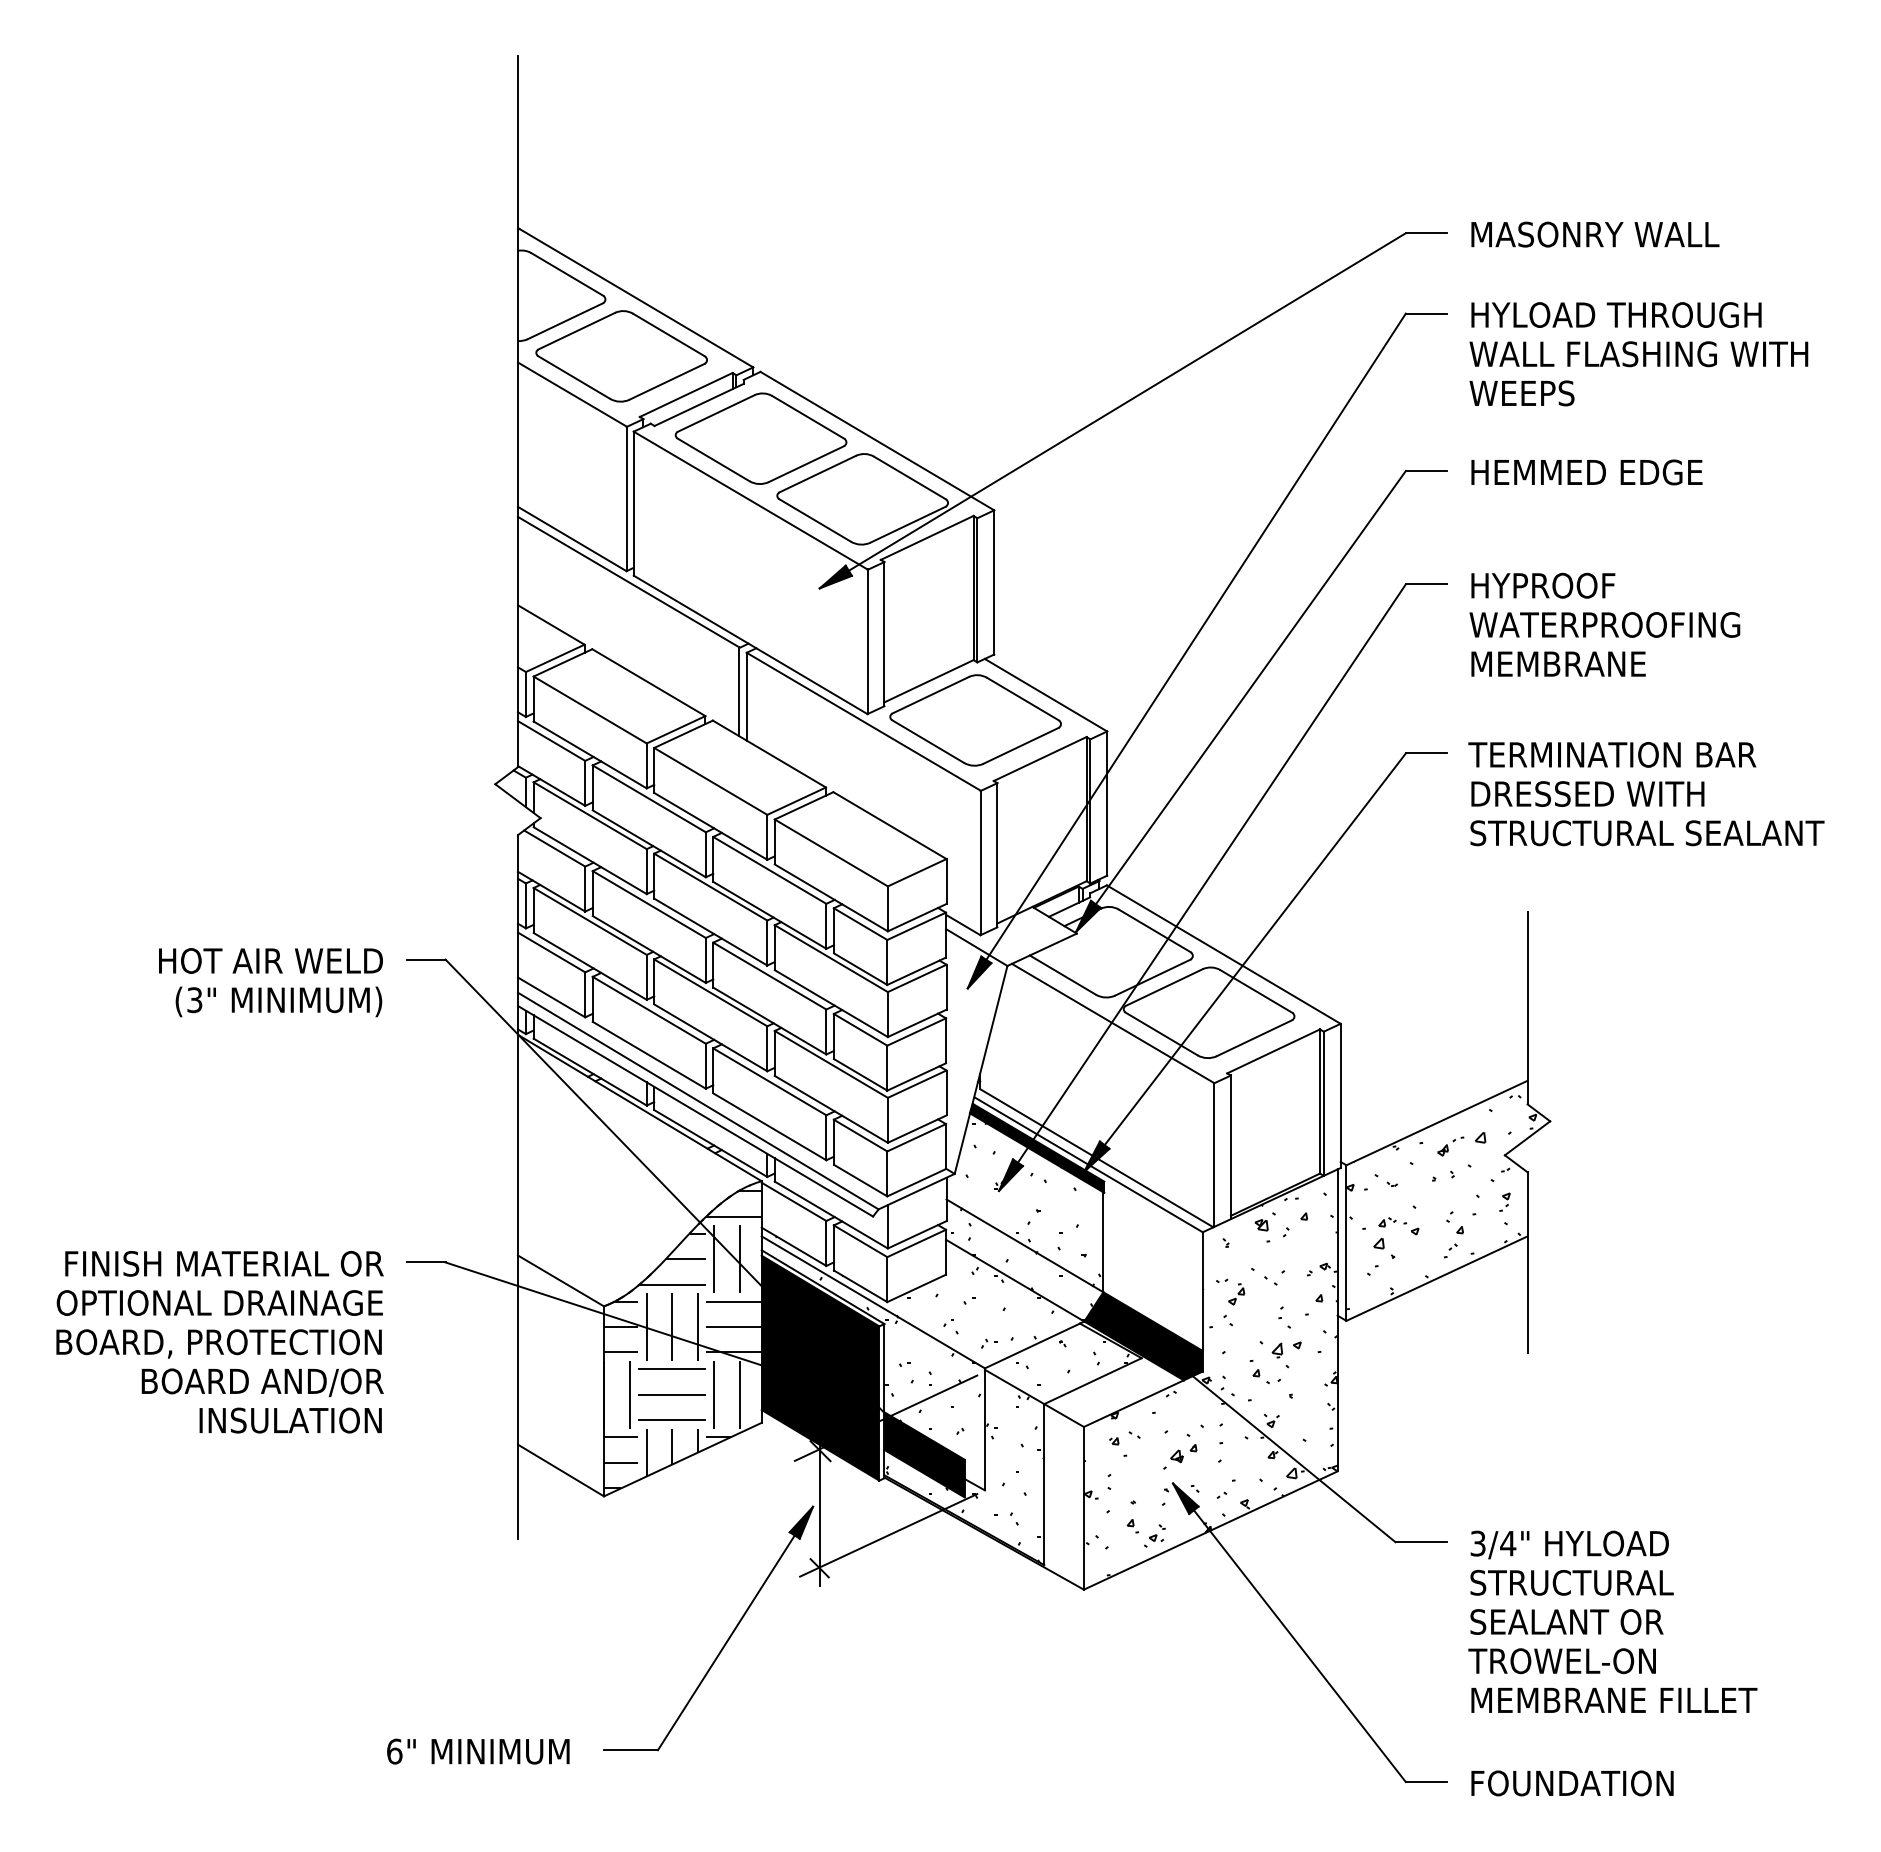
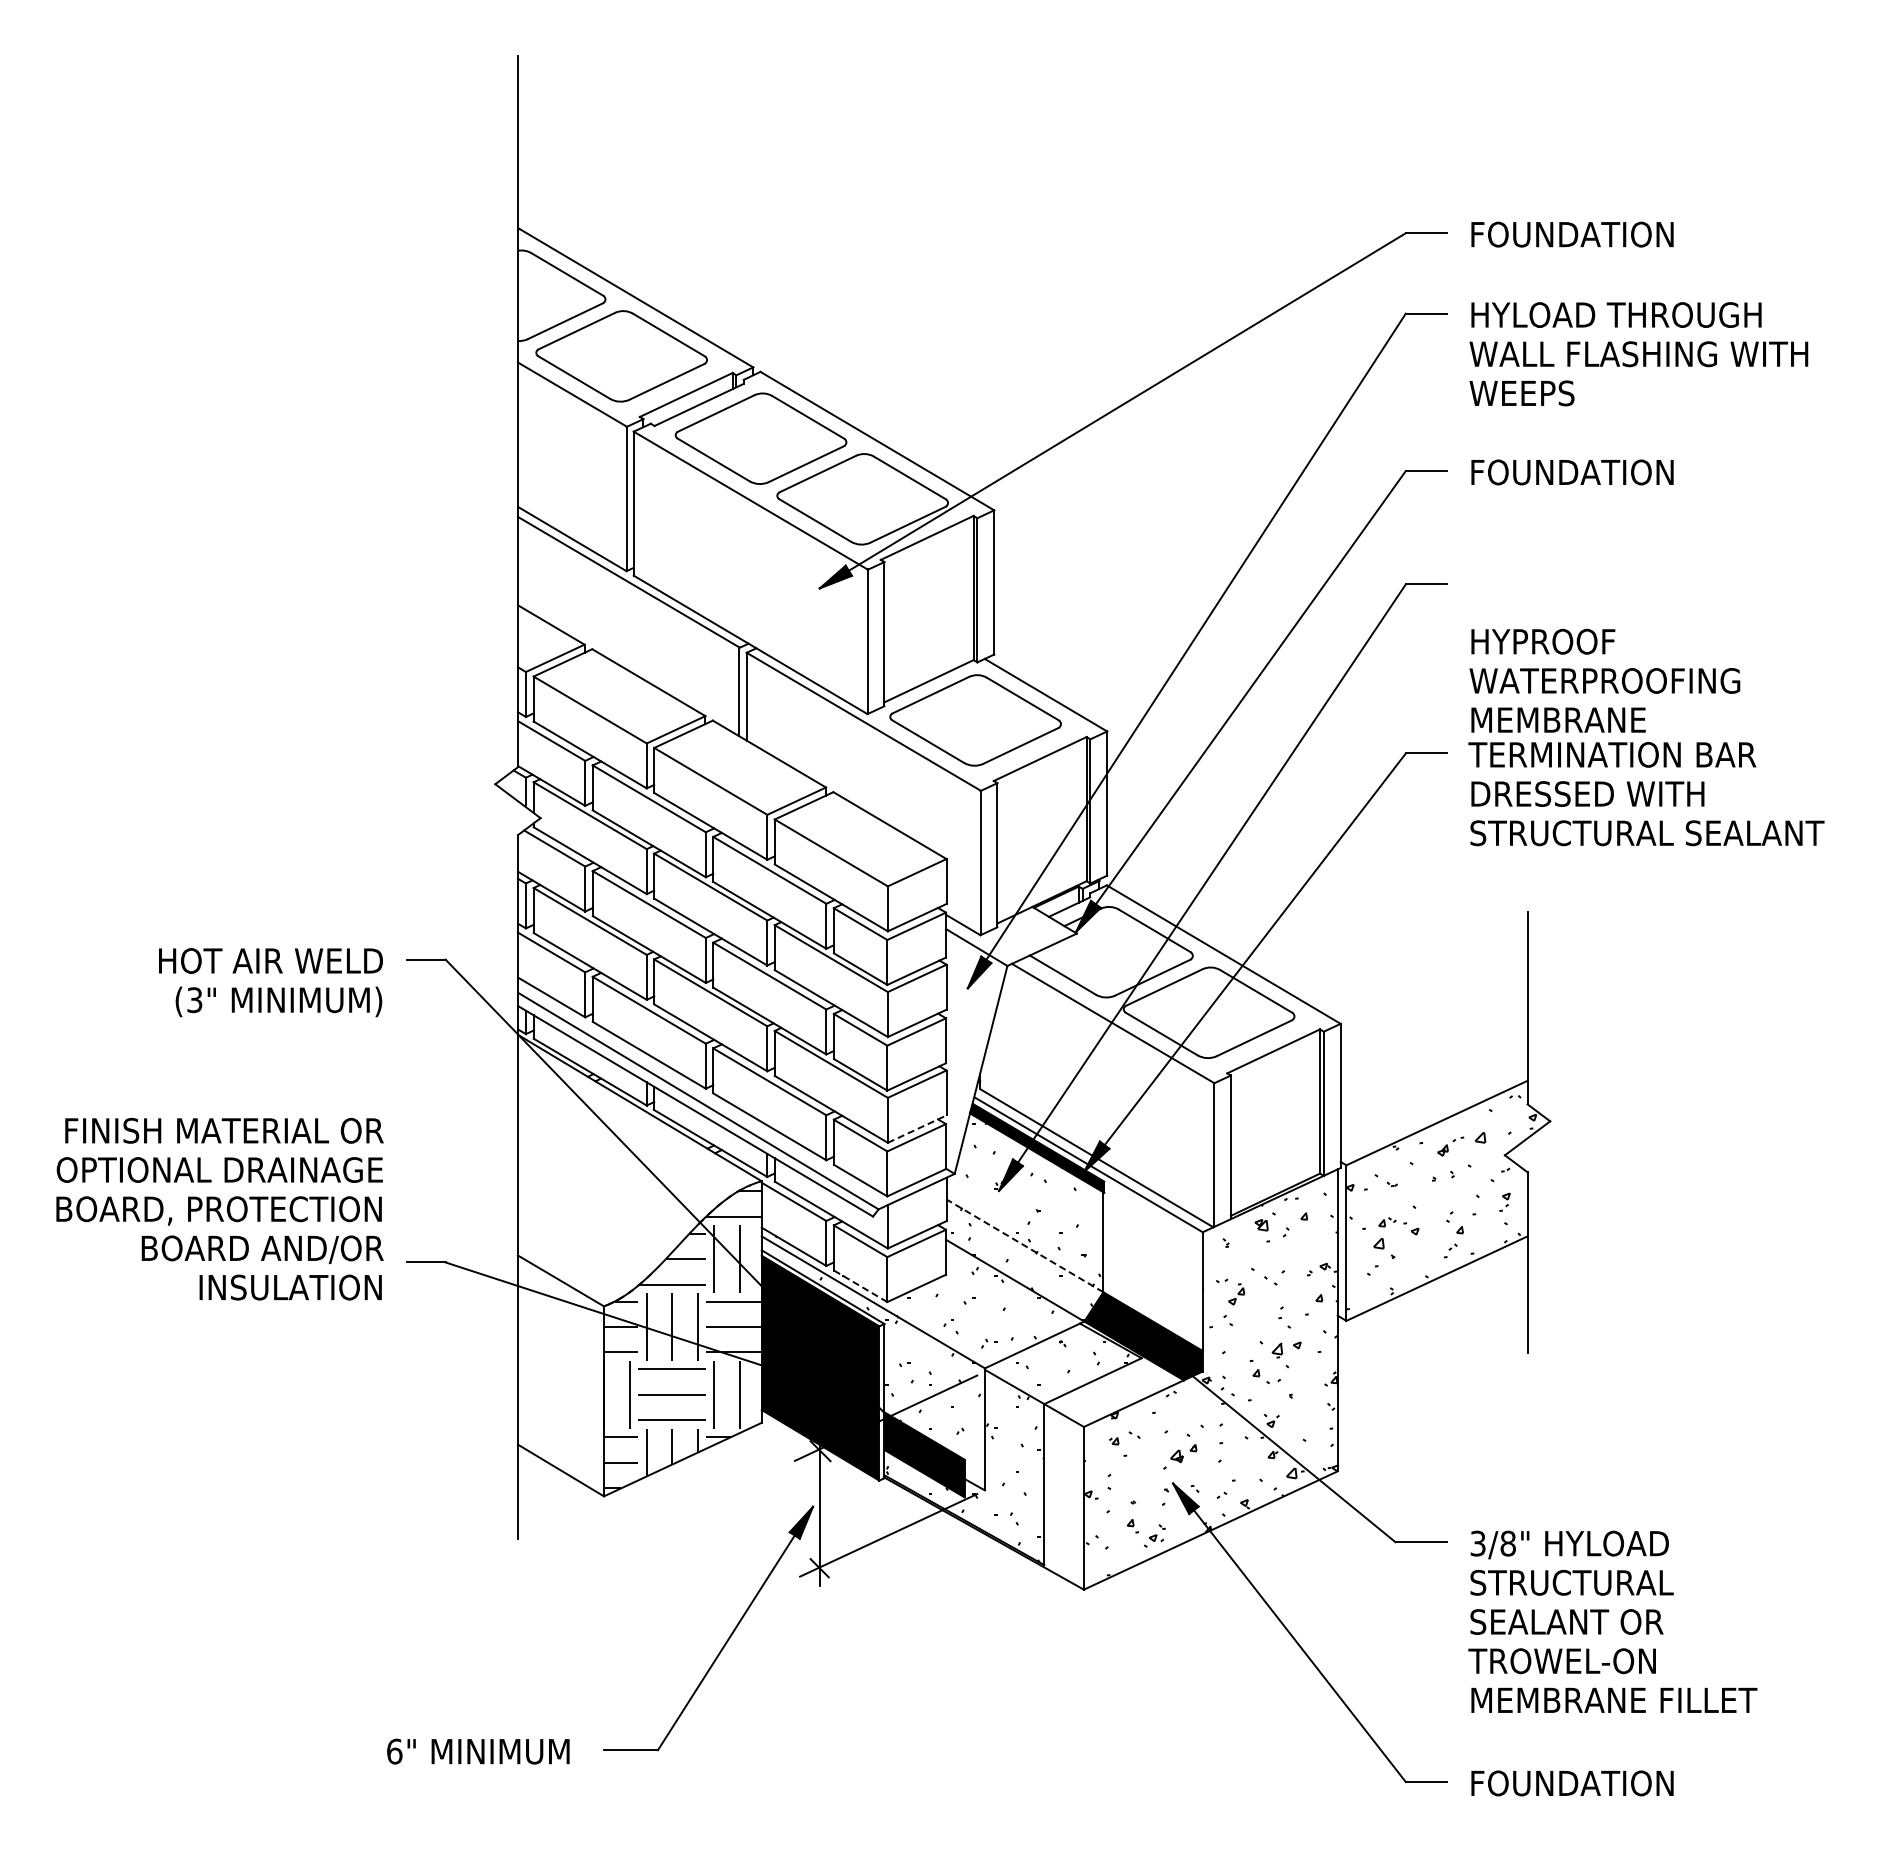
text: MASONRY WALL -> FOUNDATION (1596, 234)
text: HEMMED EDGE -> FOUNDATION (1588, 472)
text position: (1604, 624) -> (1604, 680) (1604, 680)
line: solid -> dashed (917, 1128)
line: solid -> dashed (1024, 1245)
line: solid -> dashed (860, 1286)
text position: (219, 1342) -> (219, 1209) (219, 1209)
text: 3/4" -> 3/8" (1508, 1543)
